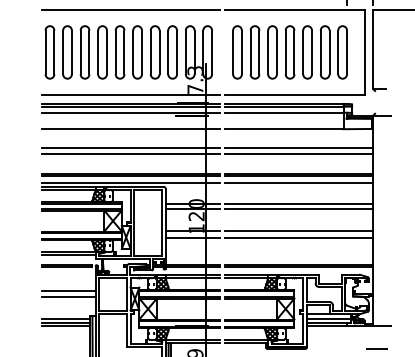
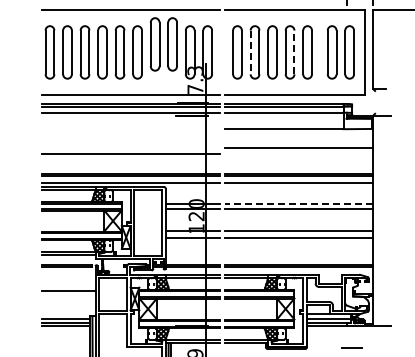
part position: (163, 52) -> (163, 44) (163, 44)
line: solid -> dashed (250, 52)
line: solid -> dashed (294, 52)
part position: (333, 52) -> (340, 52) (340, 52)
line: present -> none (130, 129)
line: present -> none (130, 148)
line: present -> none (298, 154)
line: solid -> dashed (298, 203)
line: present -> none (68, 297)
line position: (376, 348) -> (351, 347) (351, 347)
